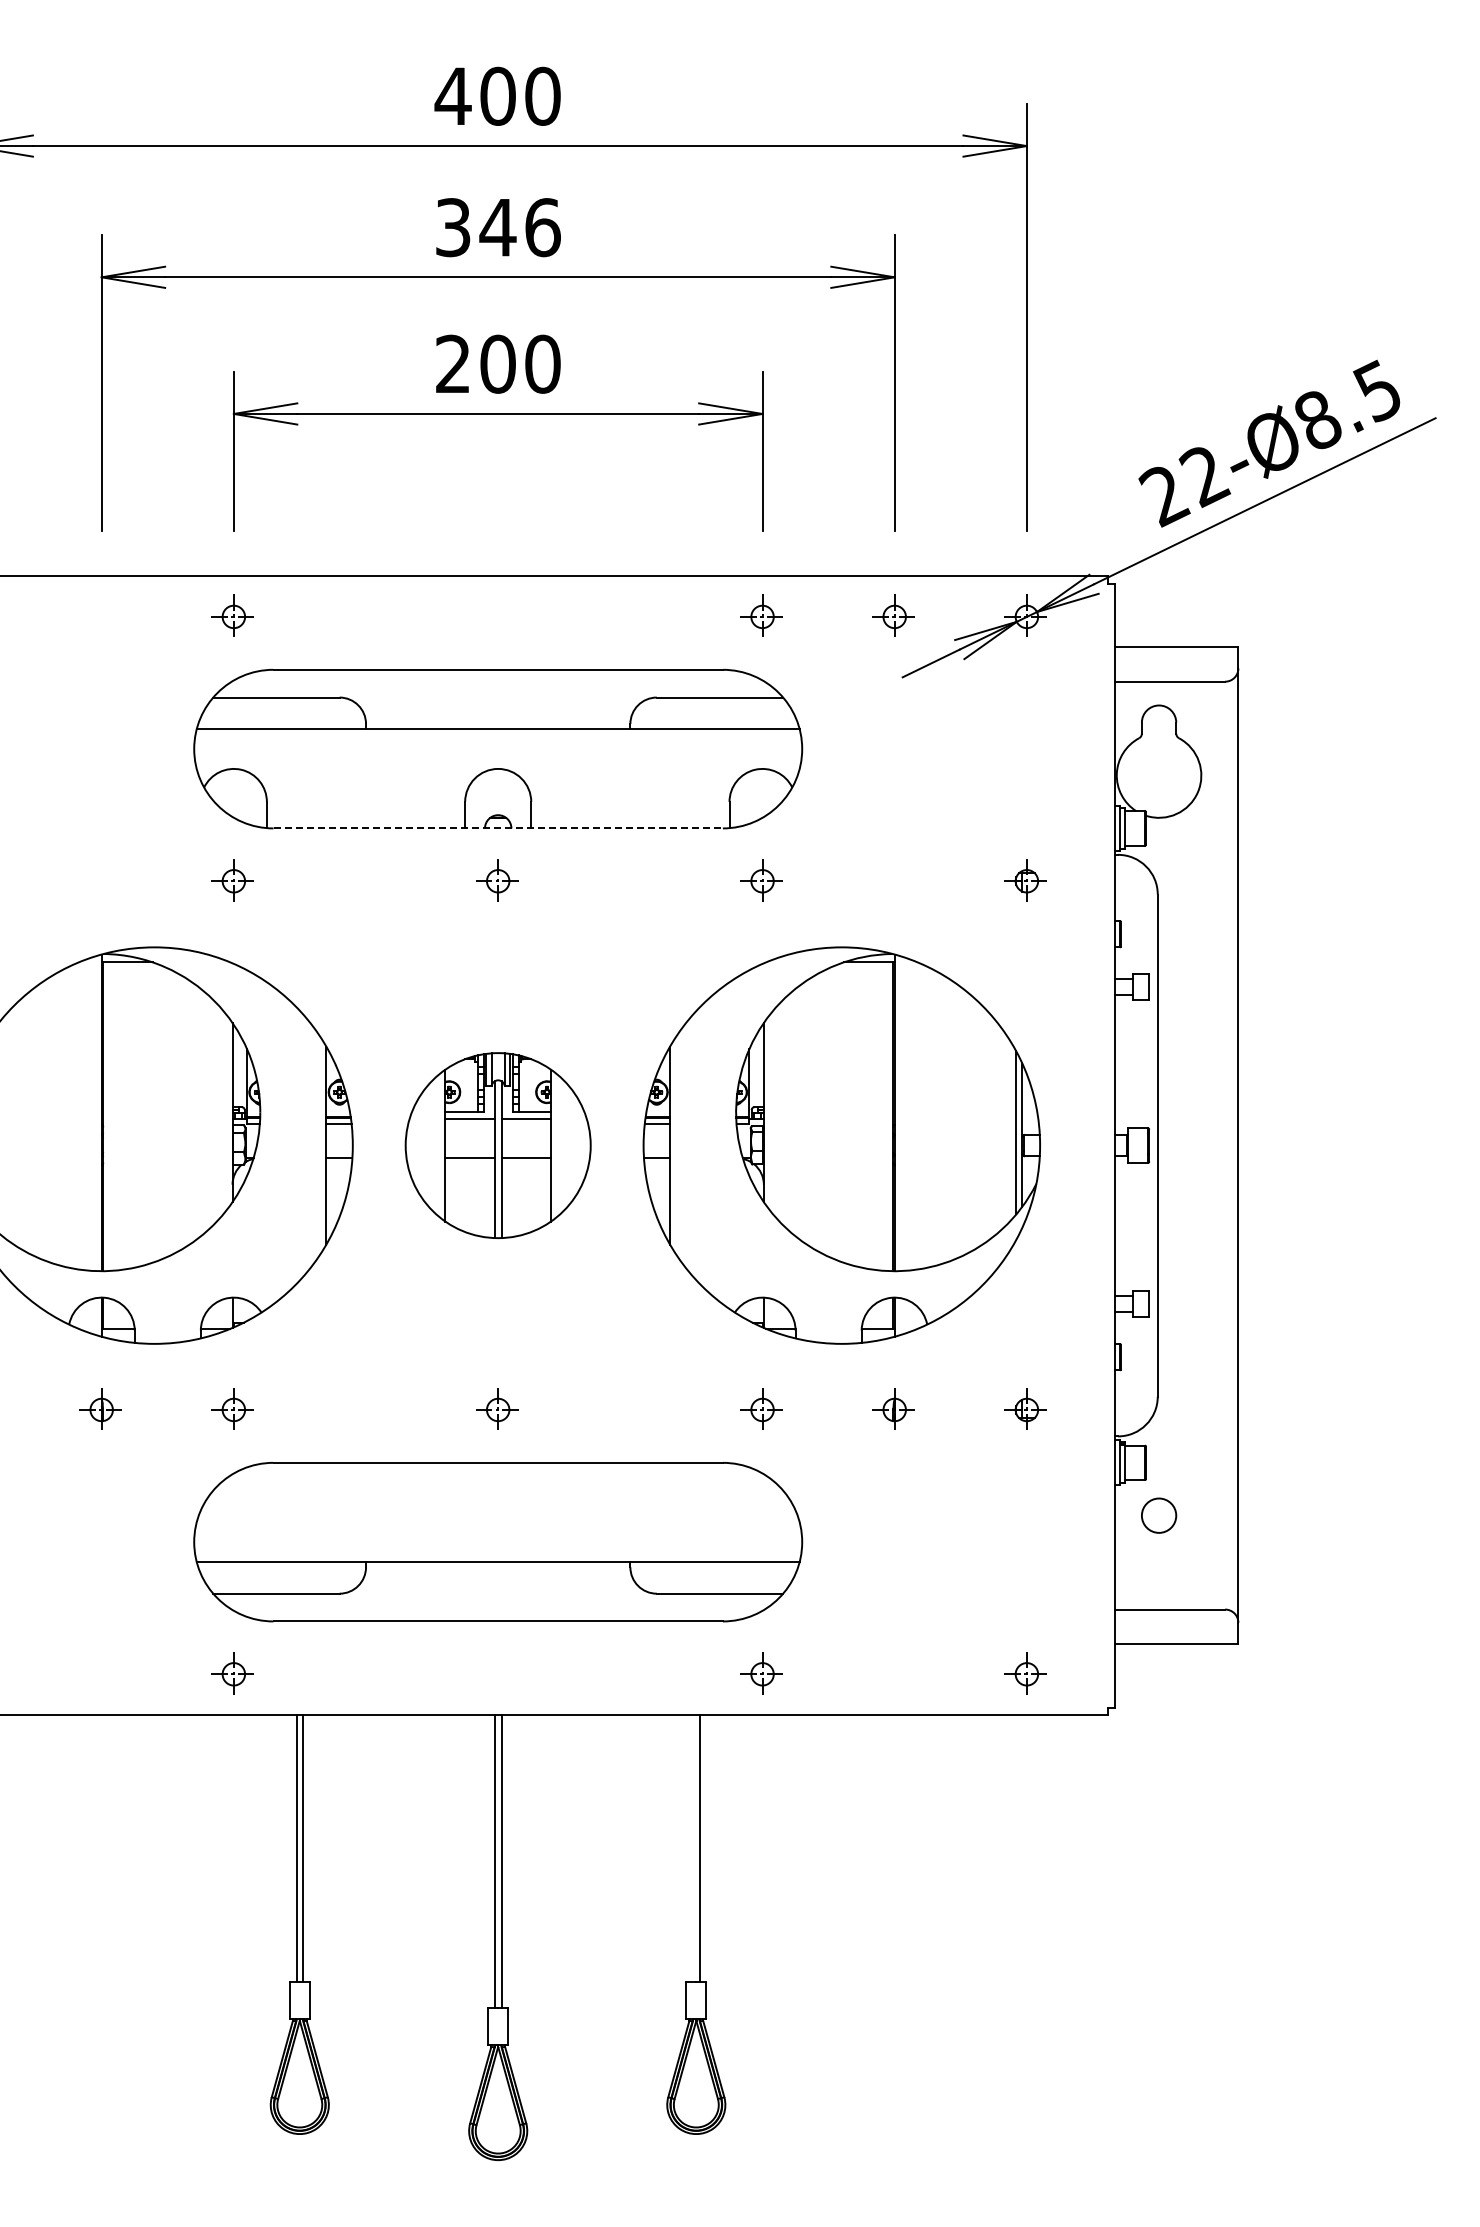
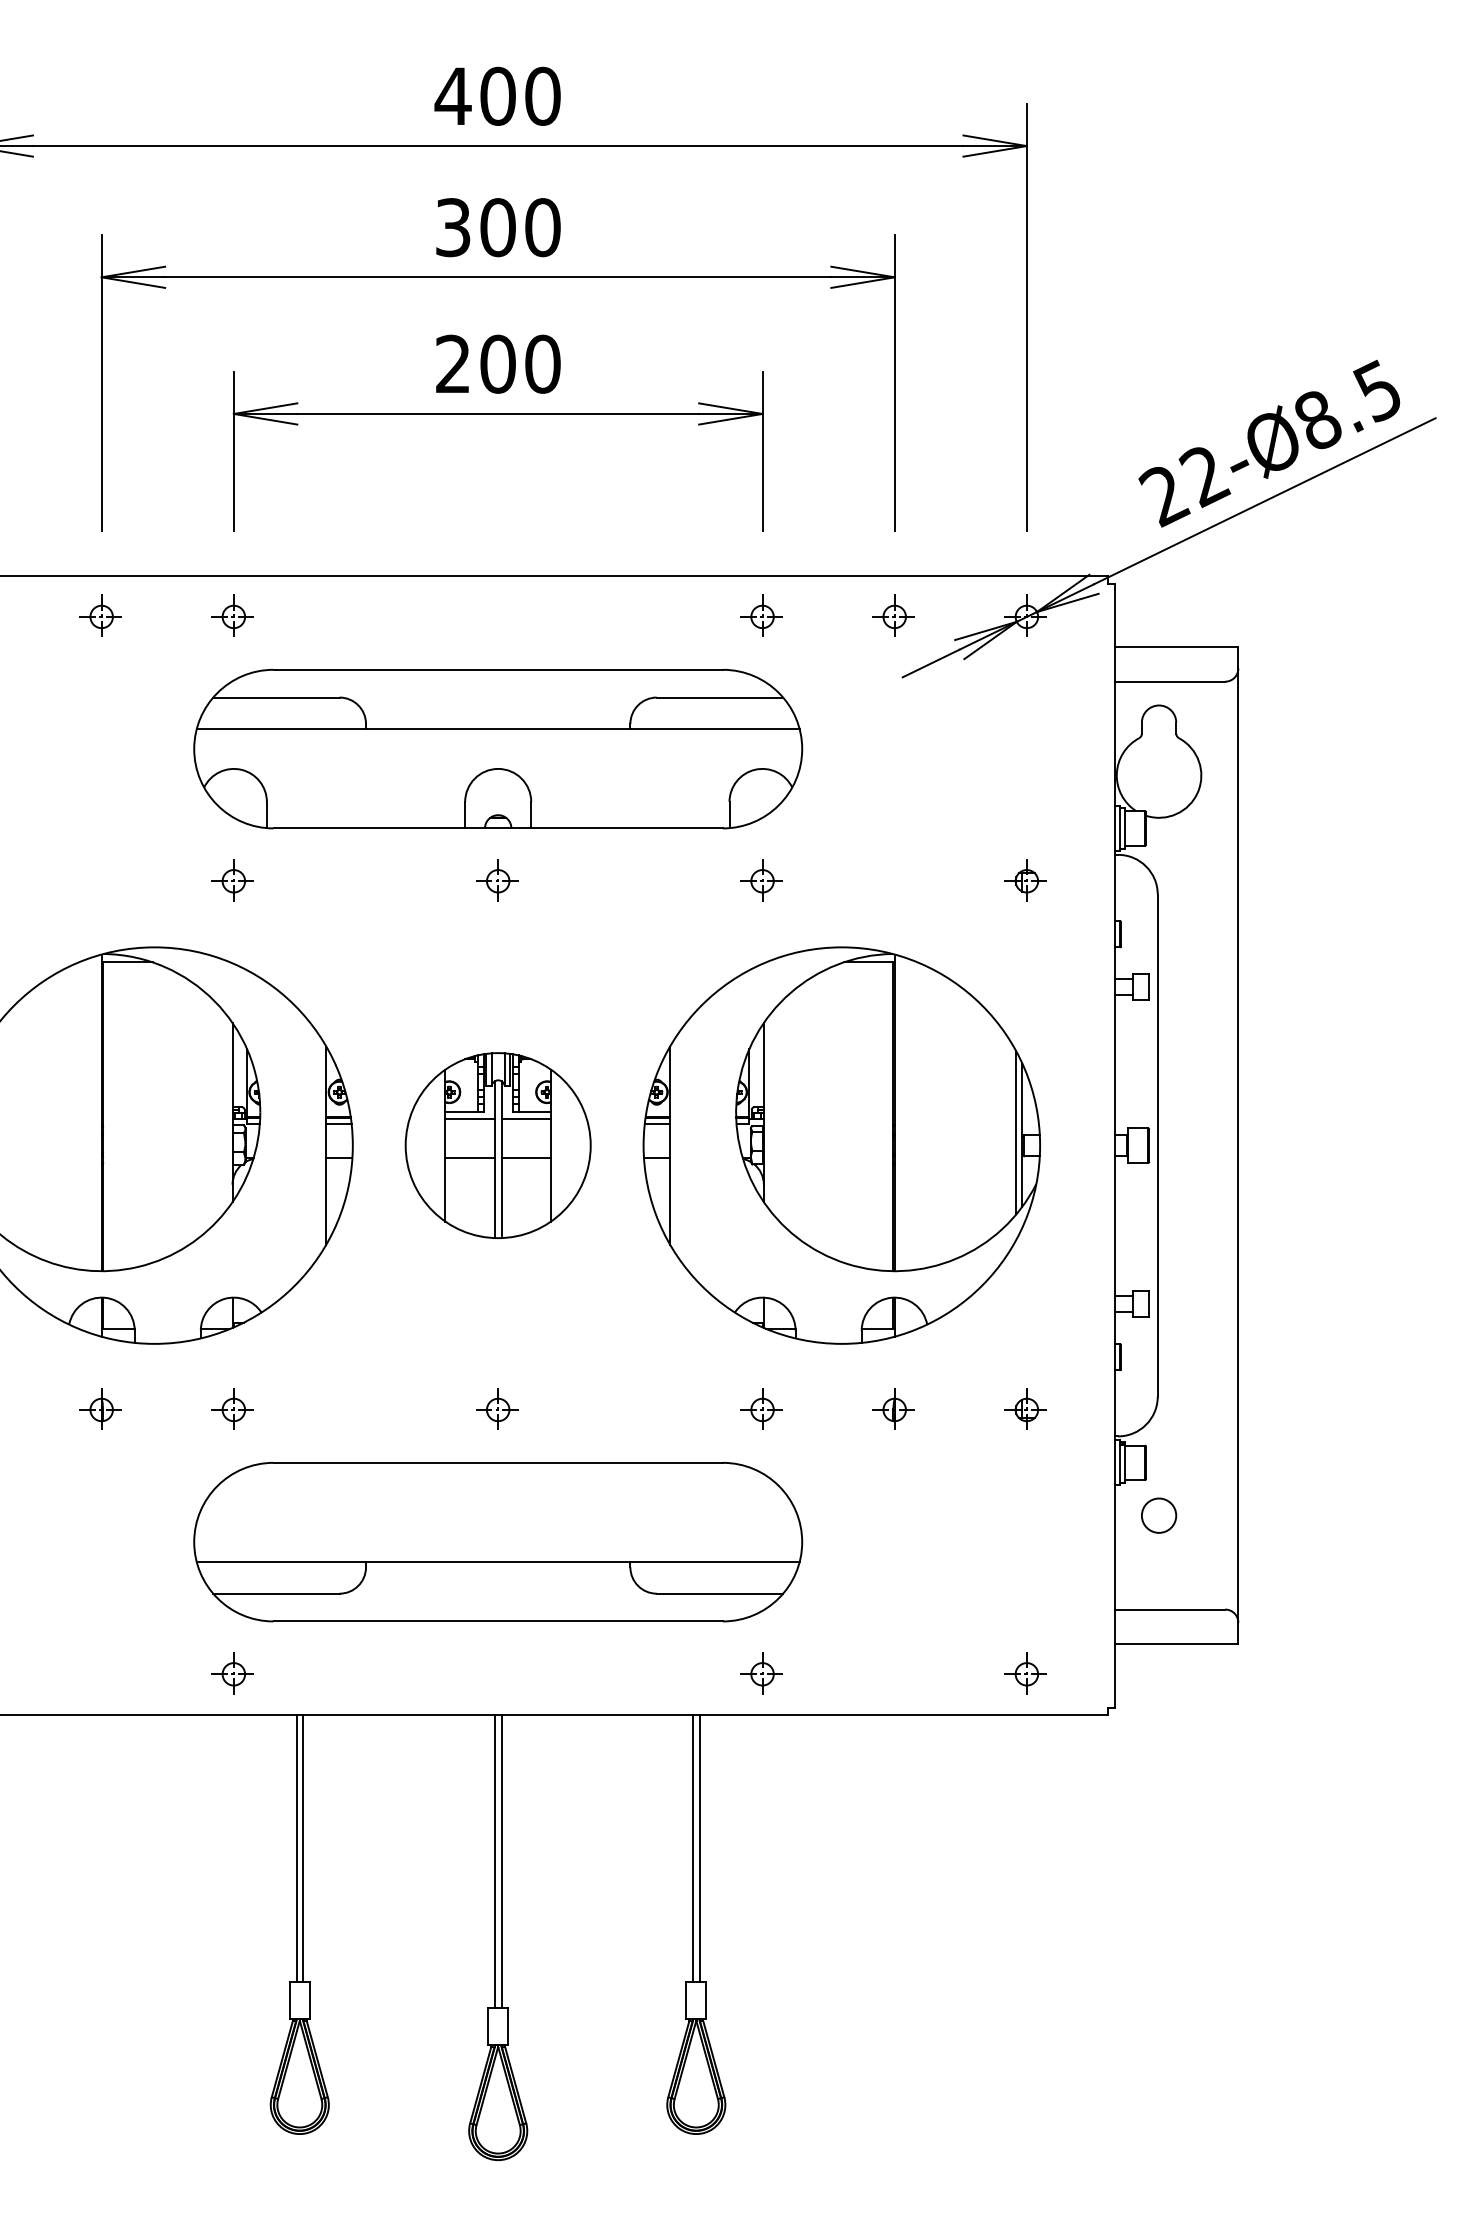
text: 346 -> 300 (519, 227)
part: none -> present (100, 615)
line: dashed -> solid (498, 828)
line: none -> present (693, 1848)
